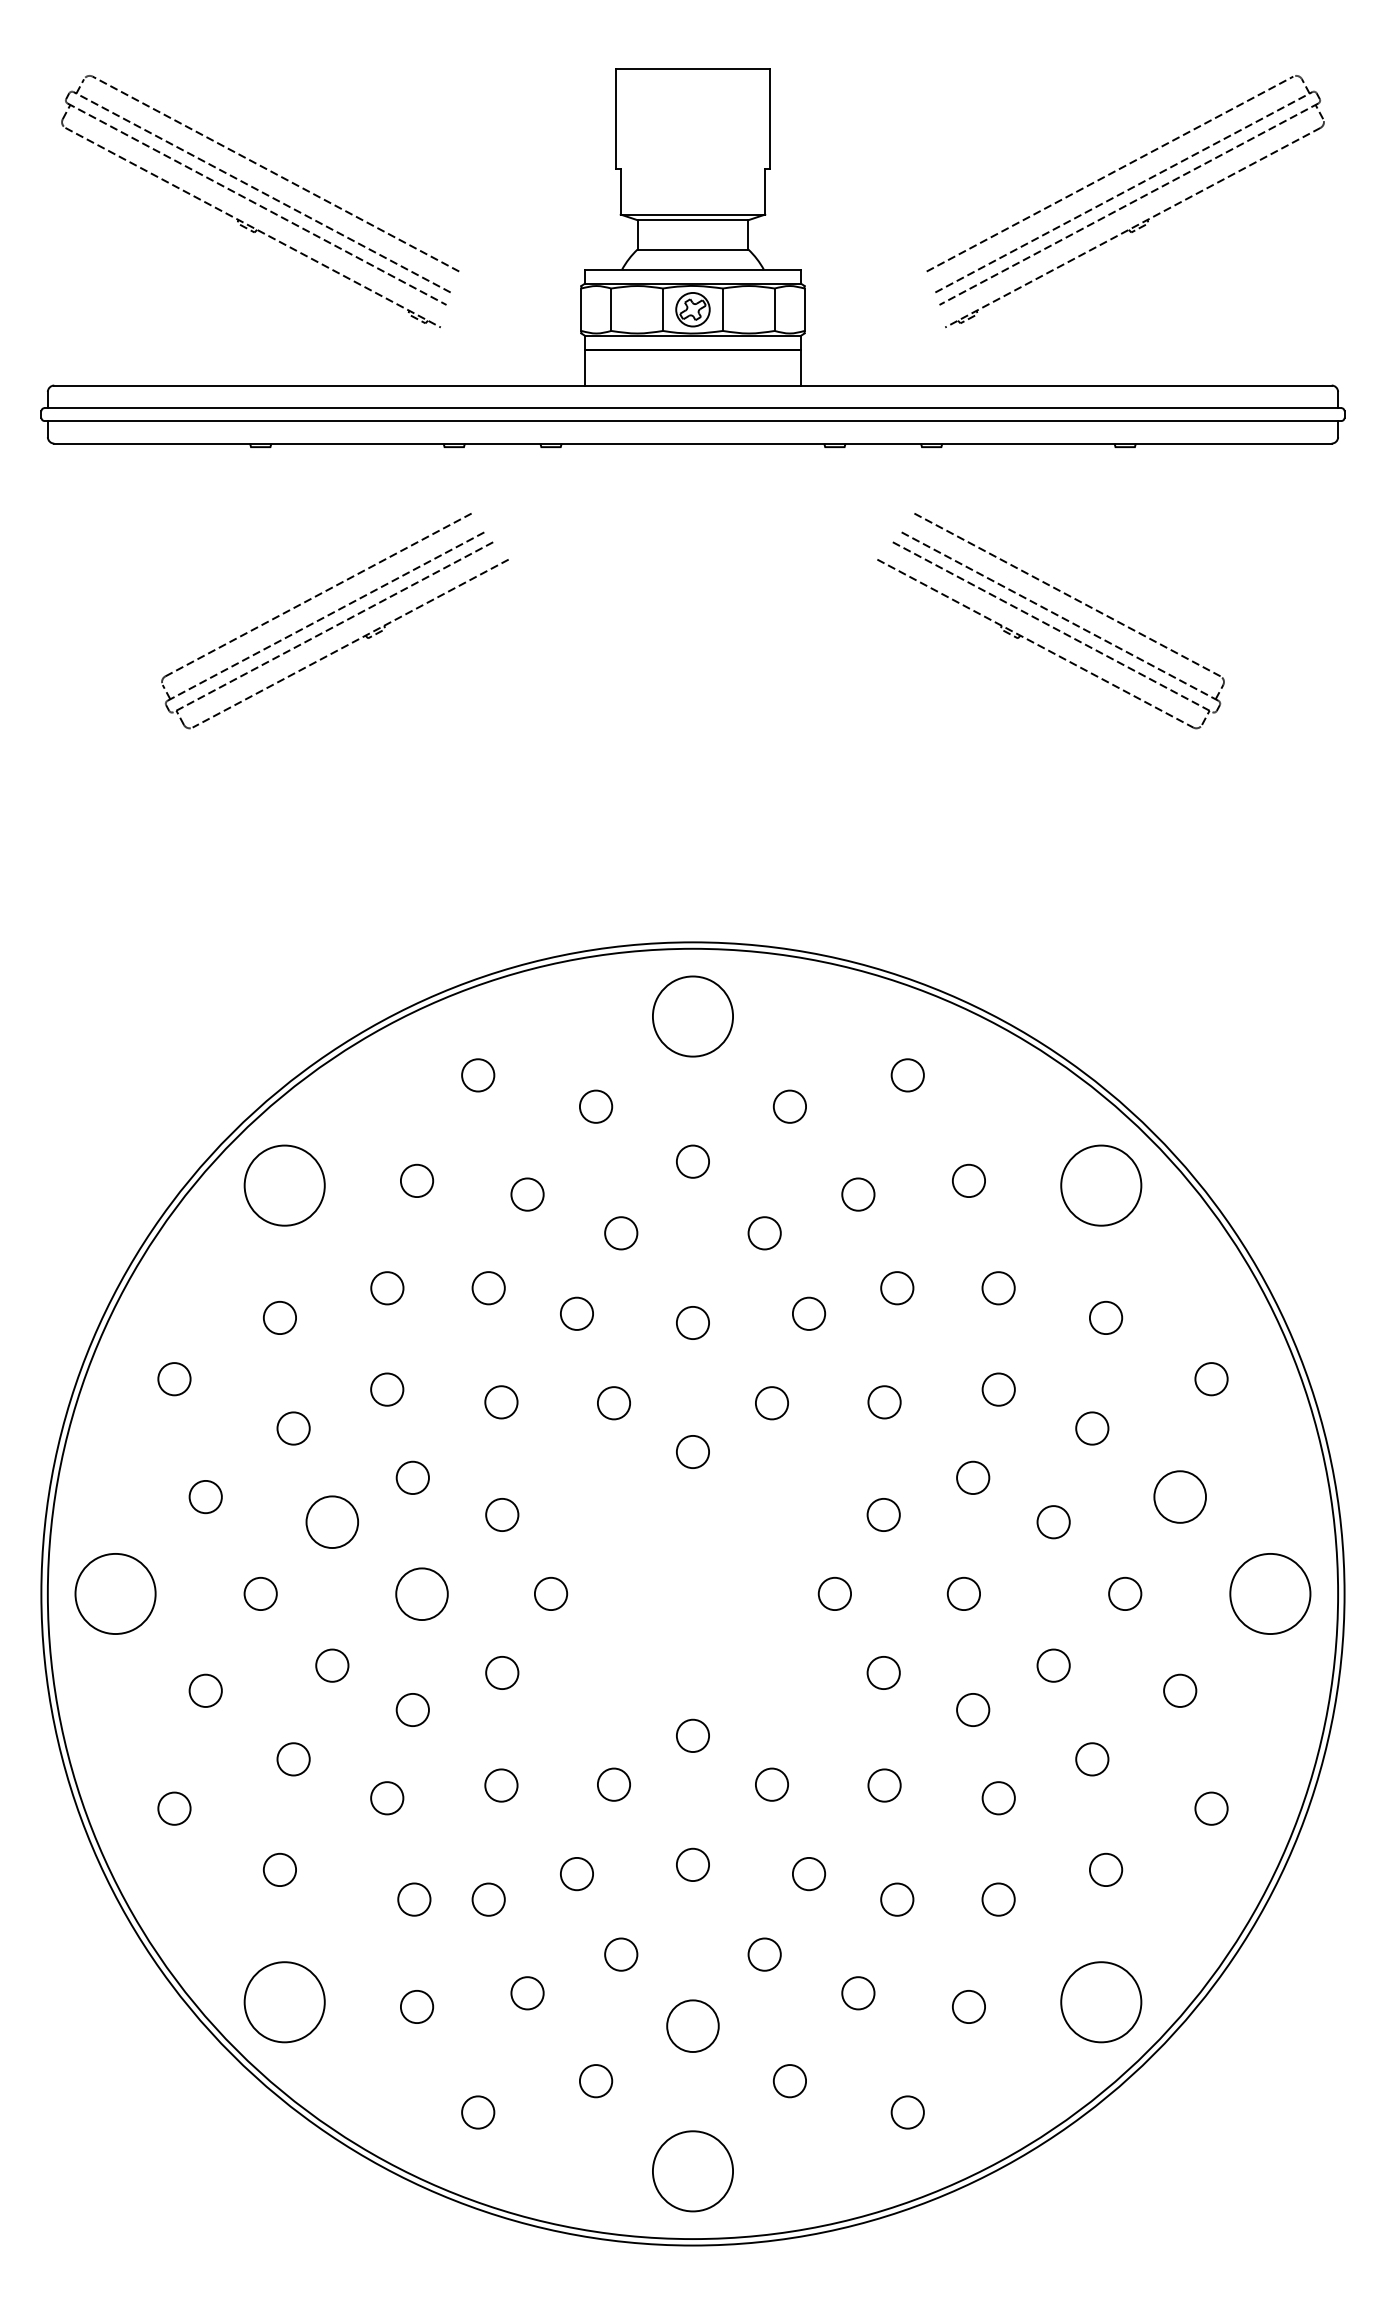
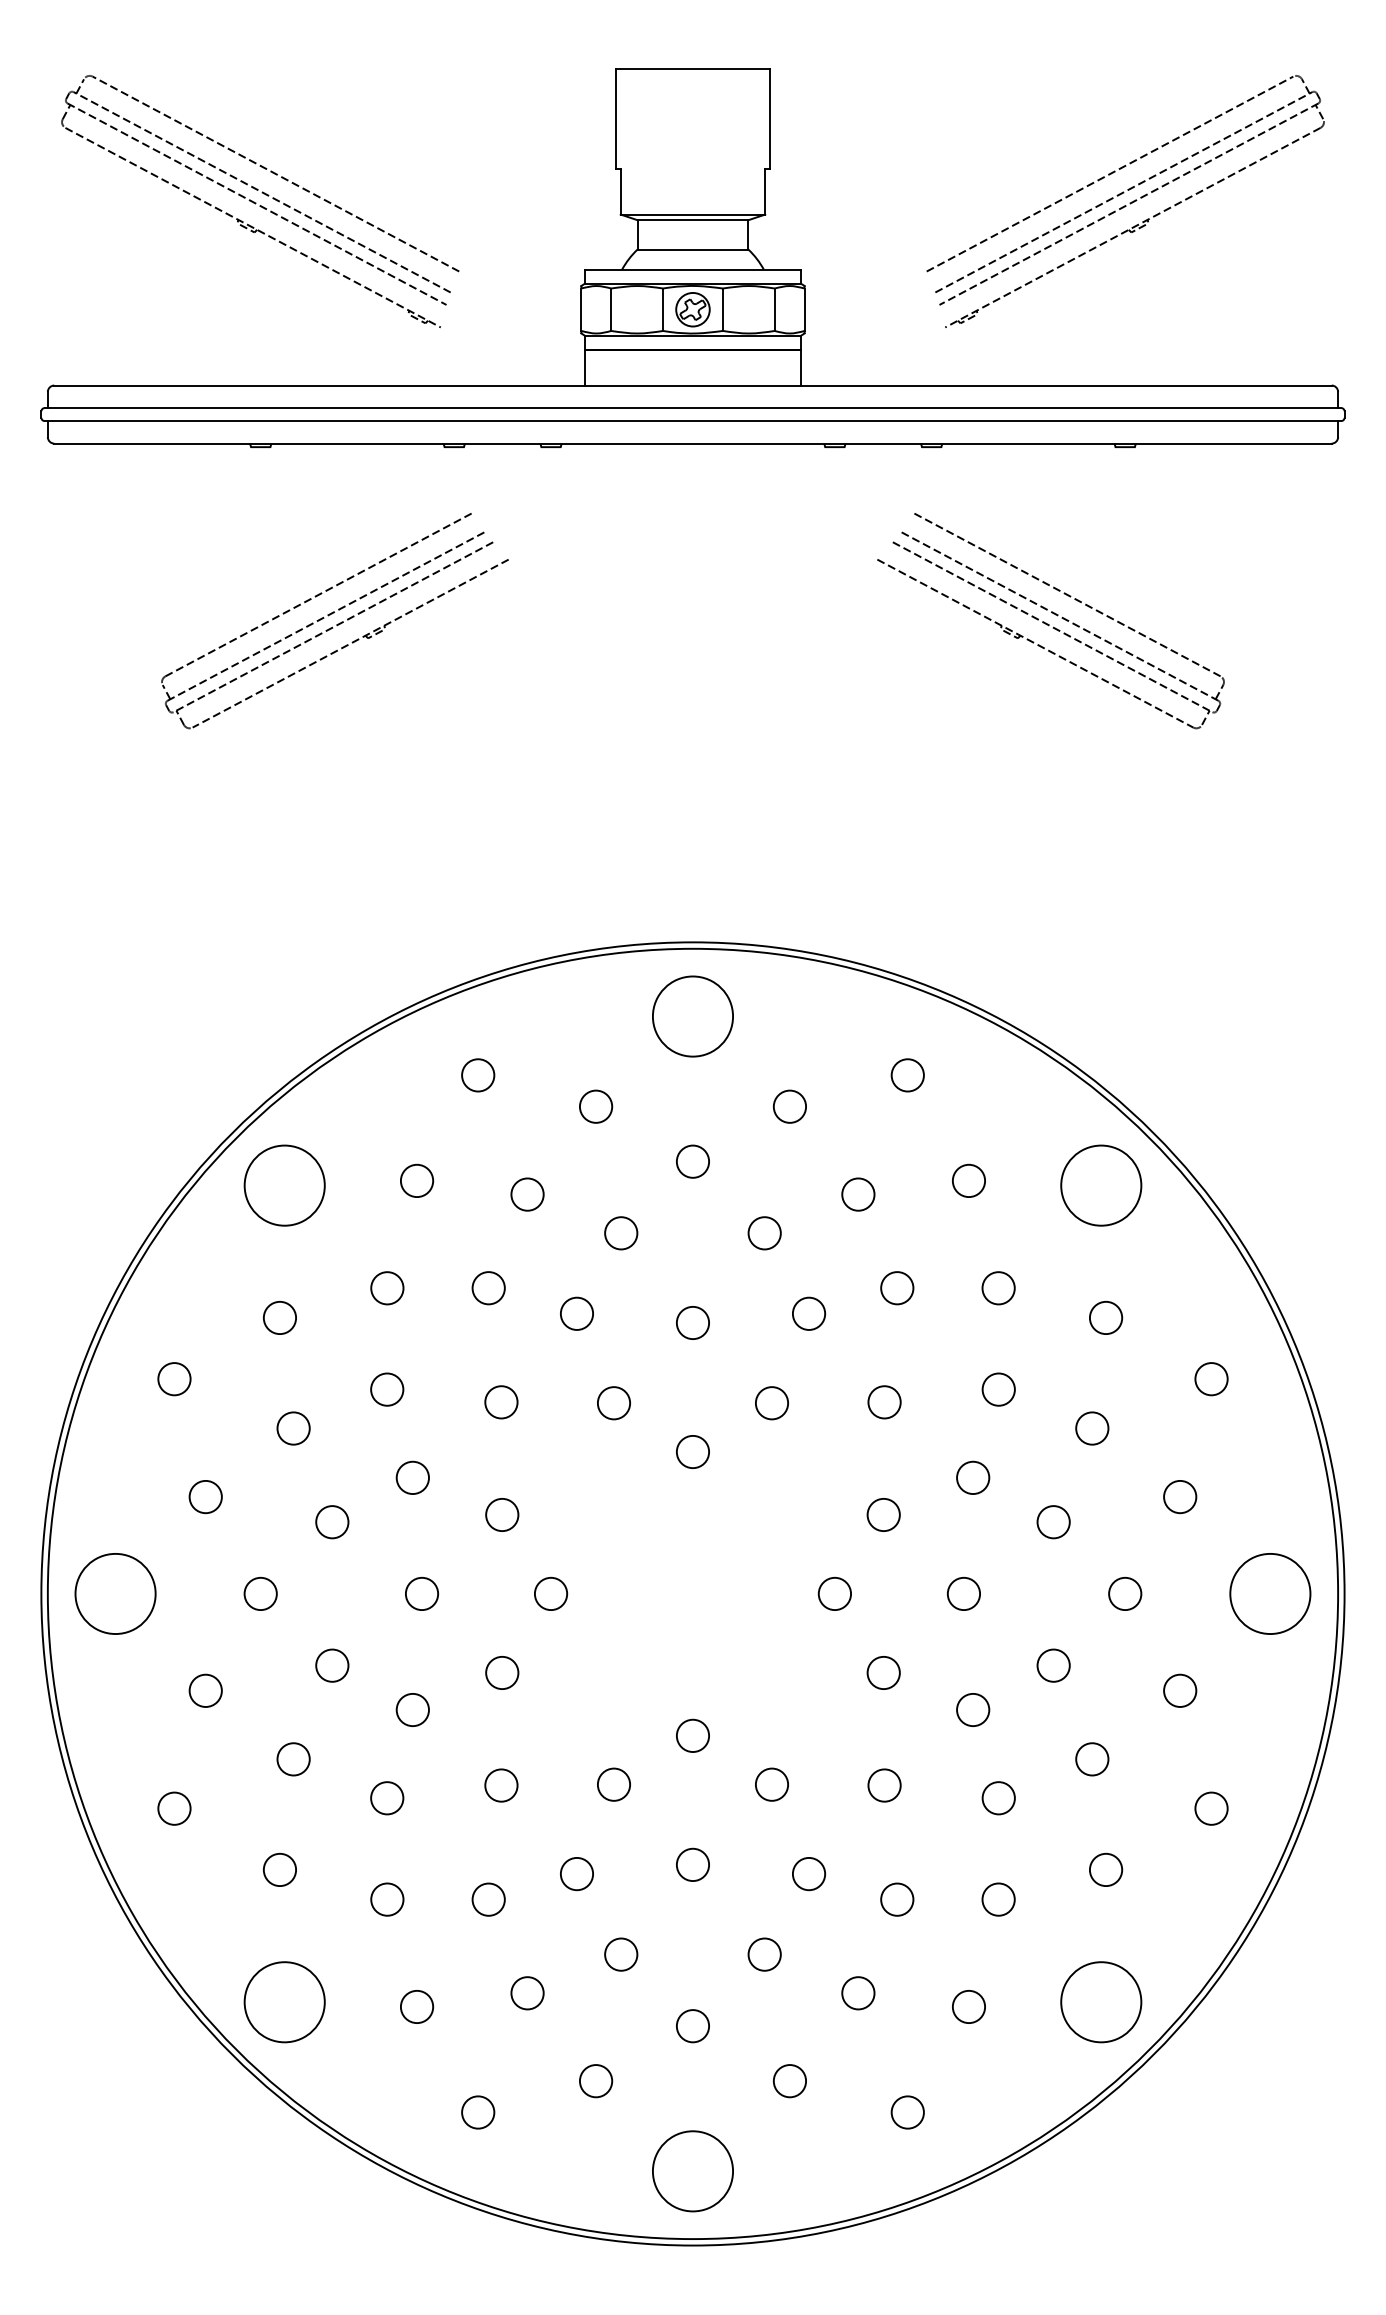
circle diameter: 52 px -> 32 px (1180, 1496)
circle diameter: 52 px -> 32 px (332, 1522)
circle size: 54x54 px -> 34x35 px (421, 1593)
circle position: (414, 1899) -> (387, 1899) (387, 1899)
circle diameter: 52 px -> 32 px (692, 2026)
